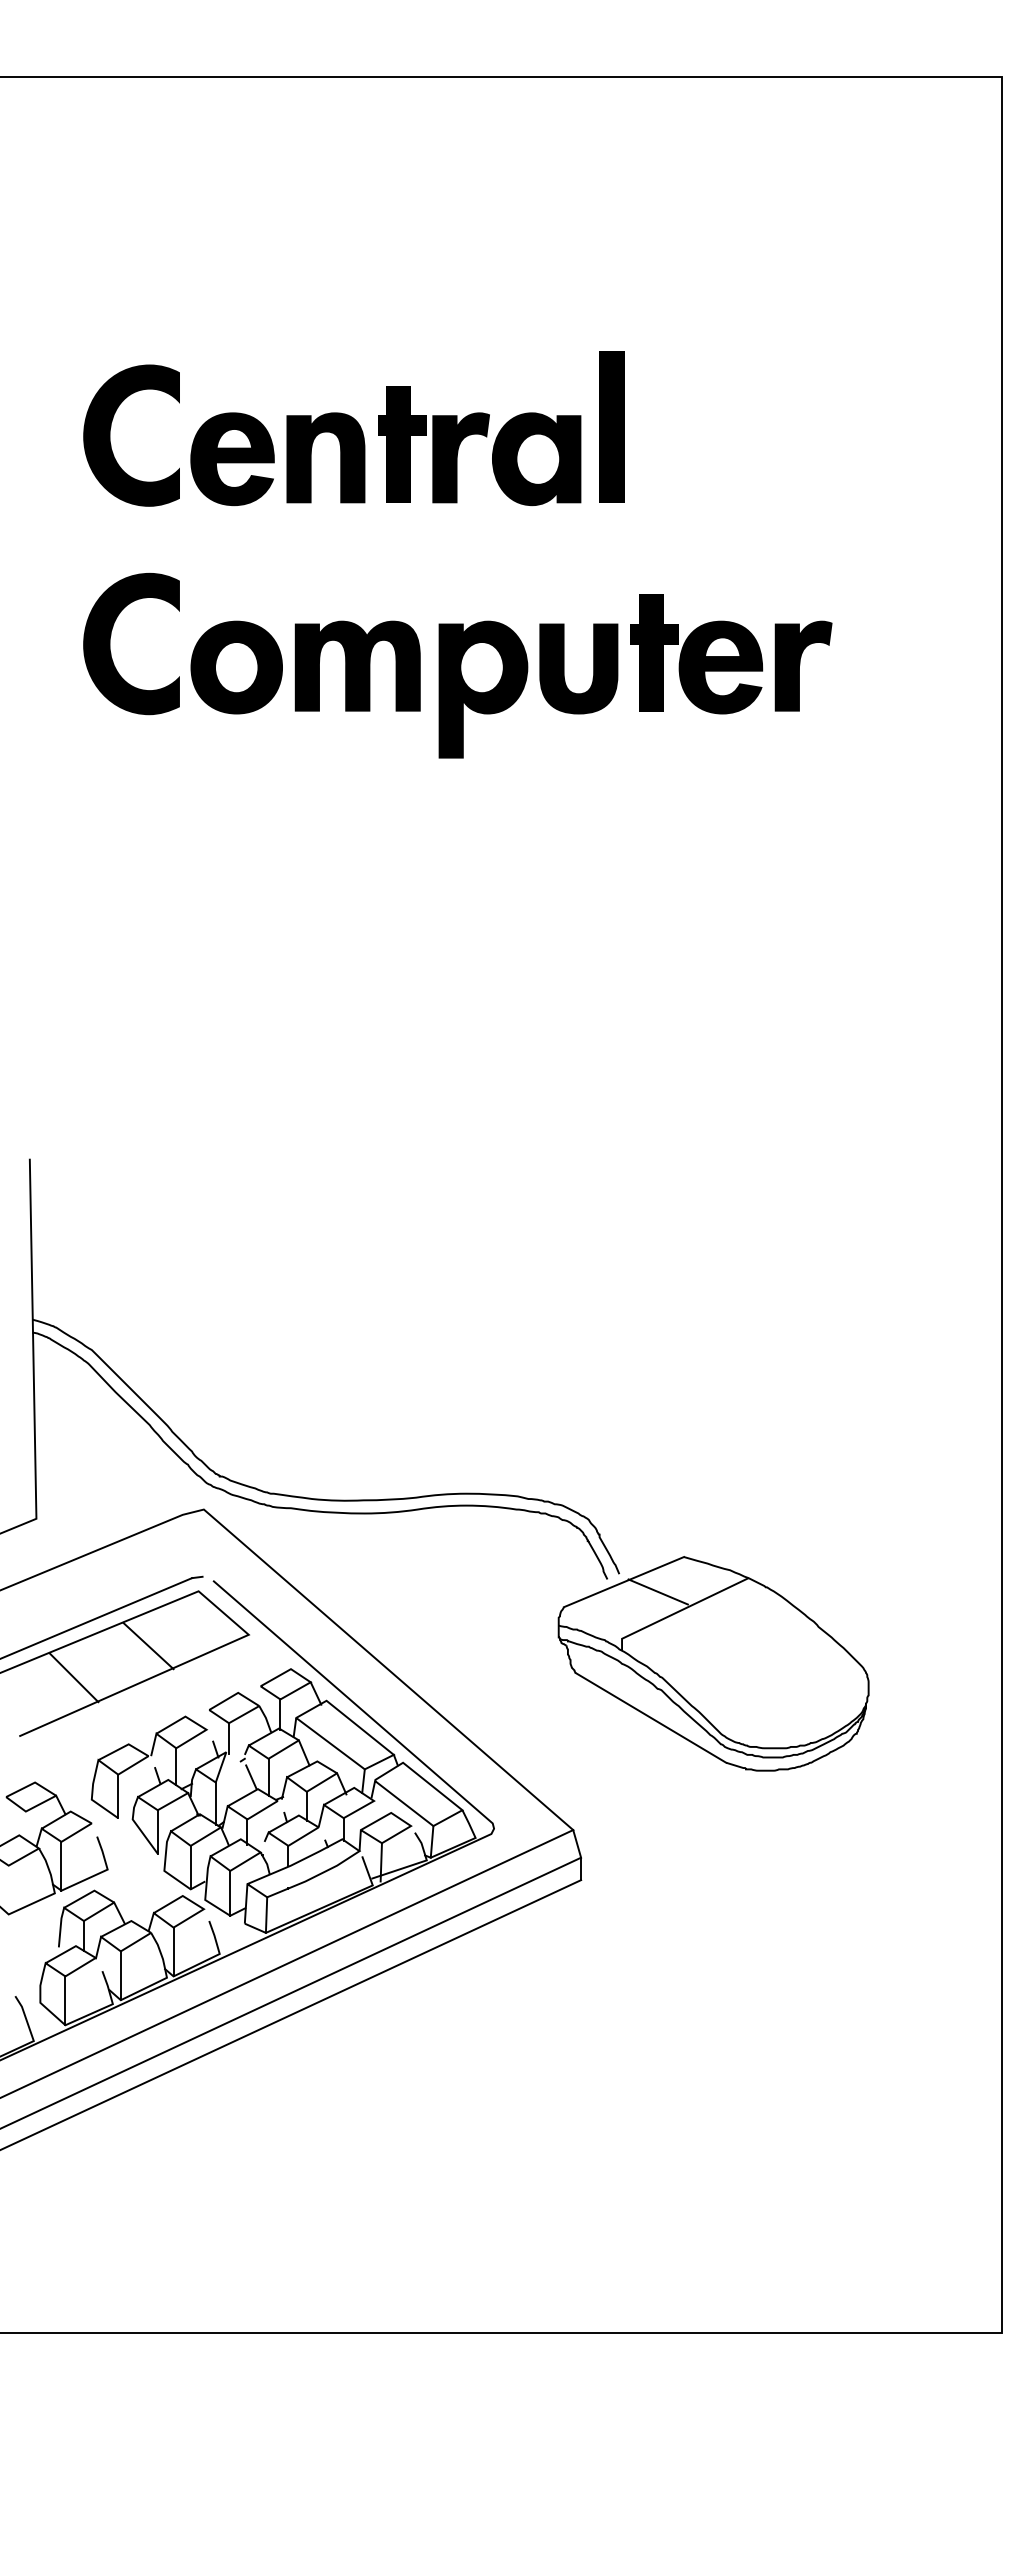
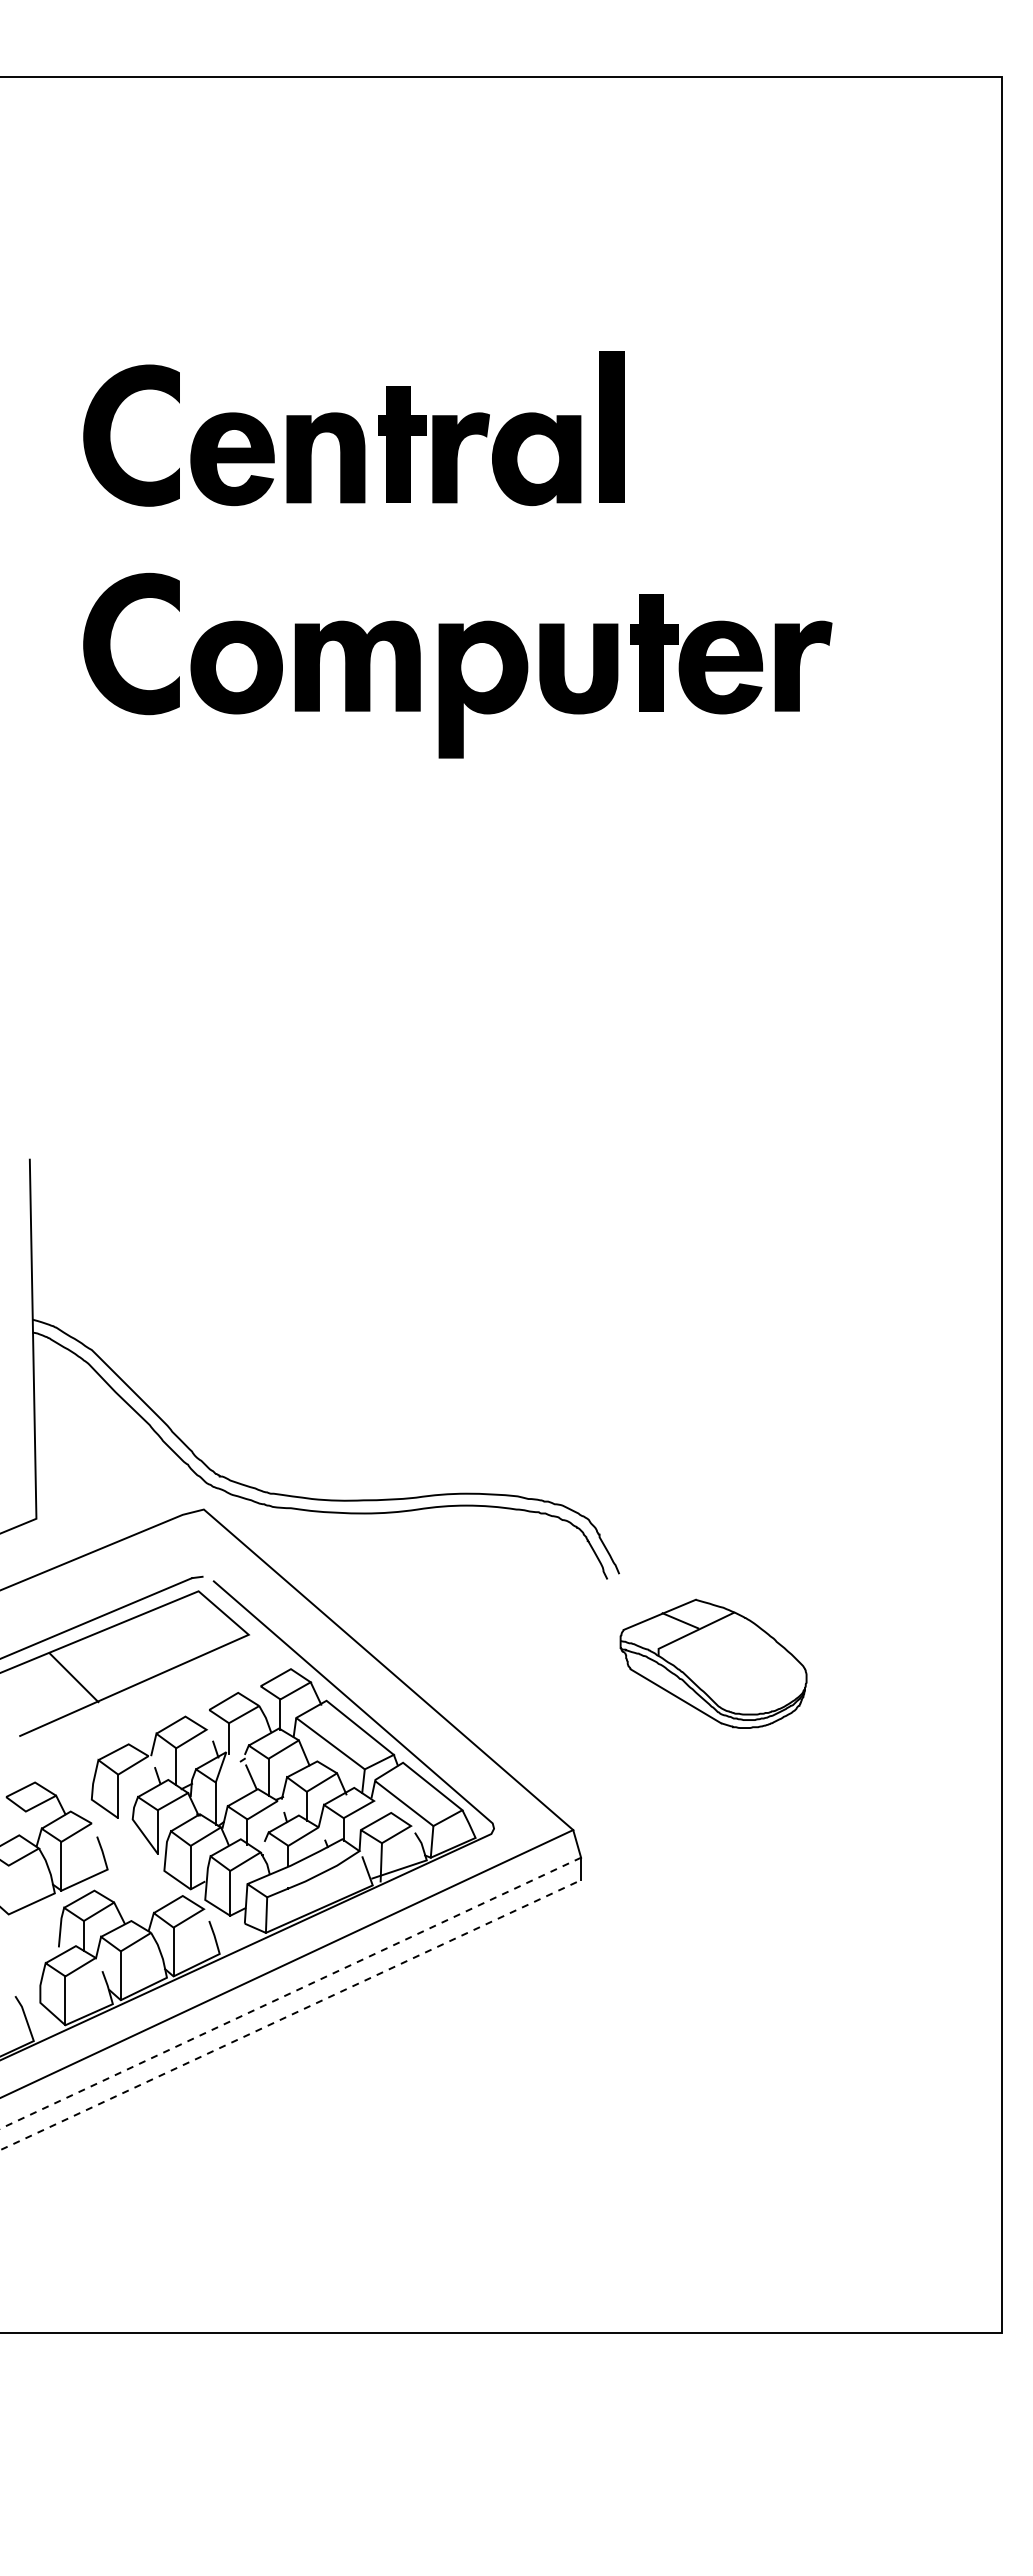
line: present -> none (148, 1646)
part size: 313x216 px -> 189x131 px (713, 1663)
line: solid -> dashed (290, 1993)
line: solid -> dashed (291, 2014)
